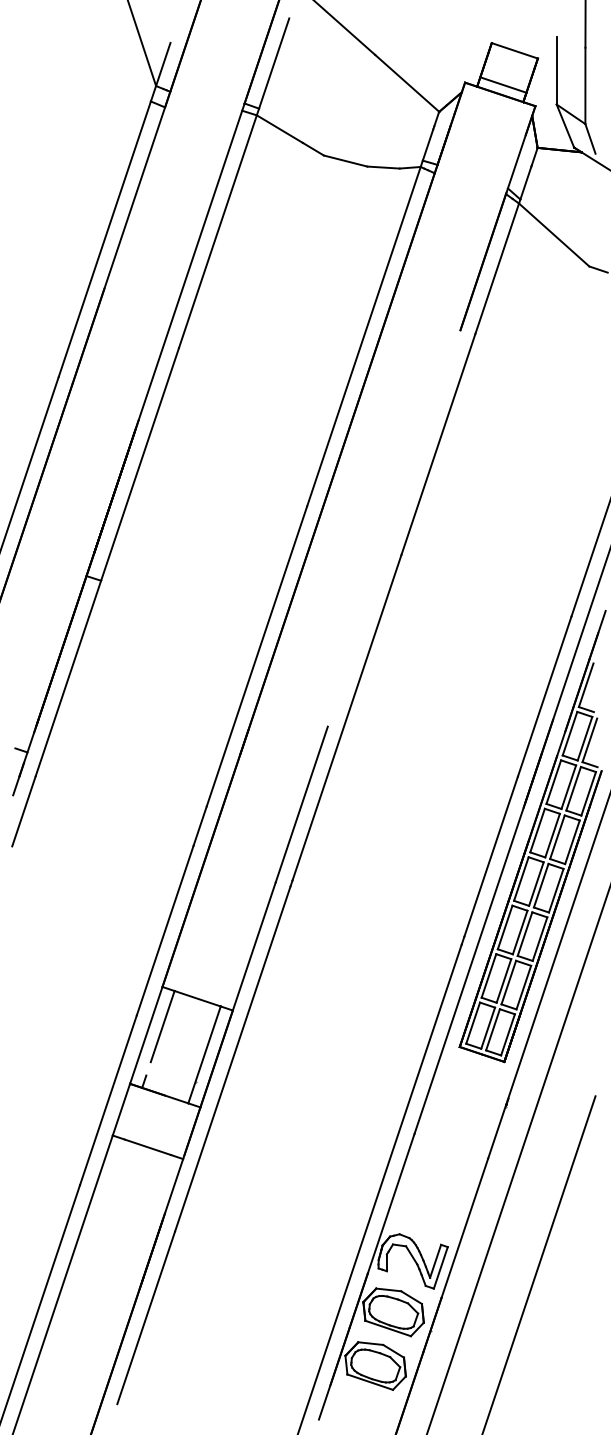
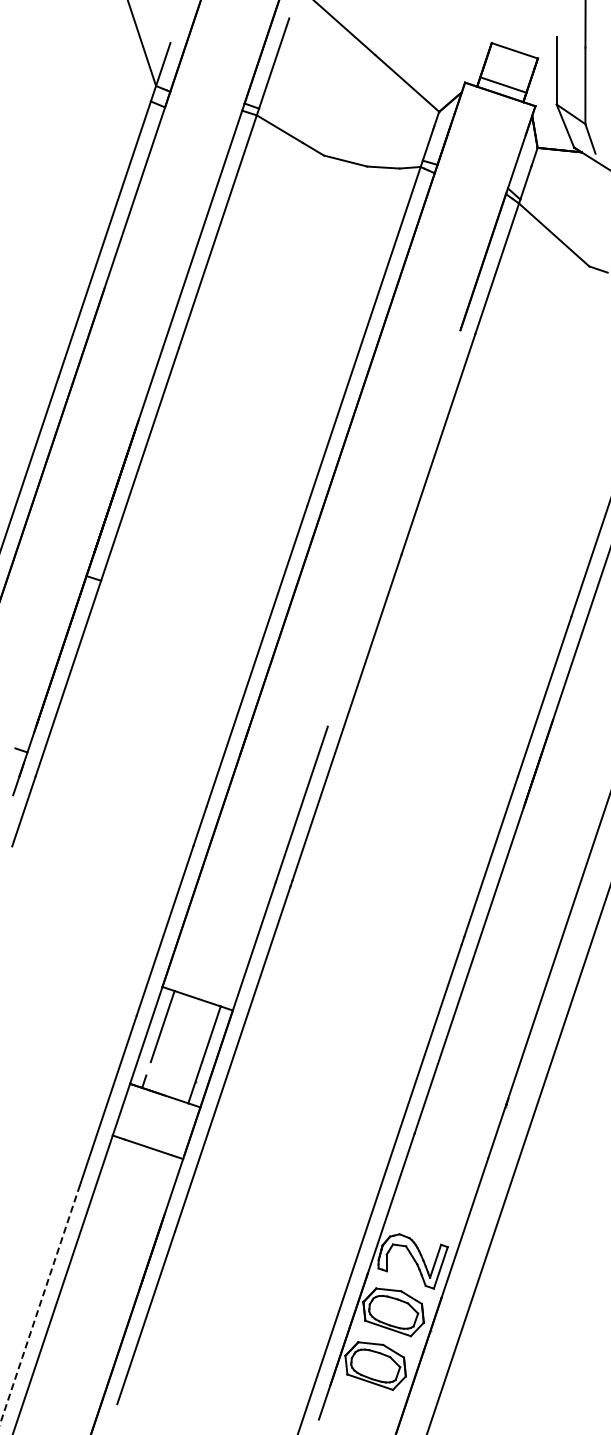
part: present -> none (532, 836)
line: present -> none (539, 1263)
line: solid -> dashed (40, 1304)
